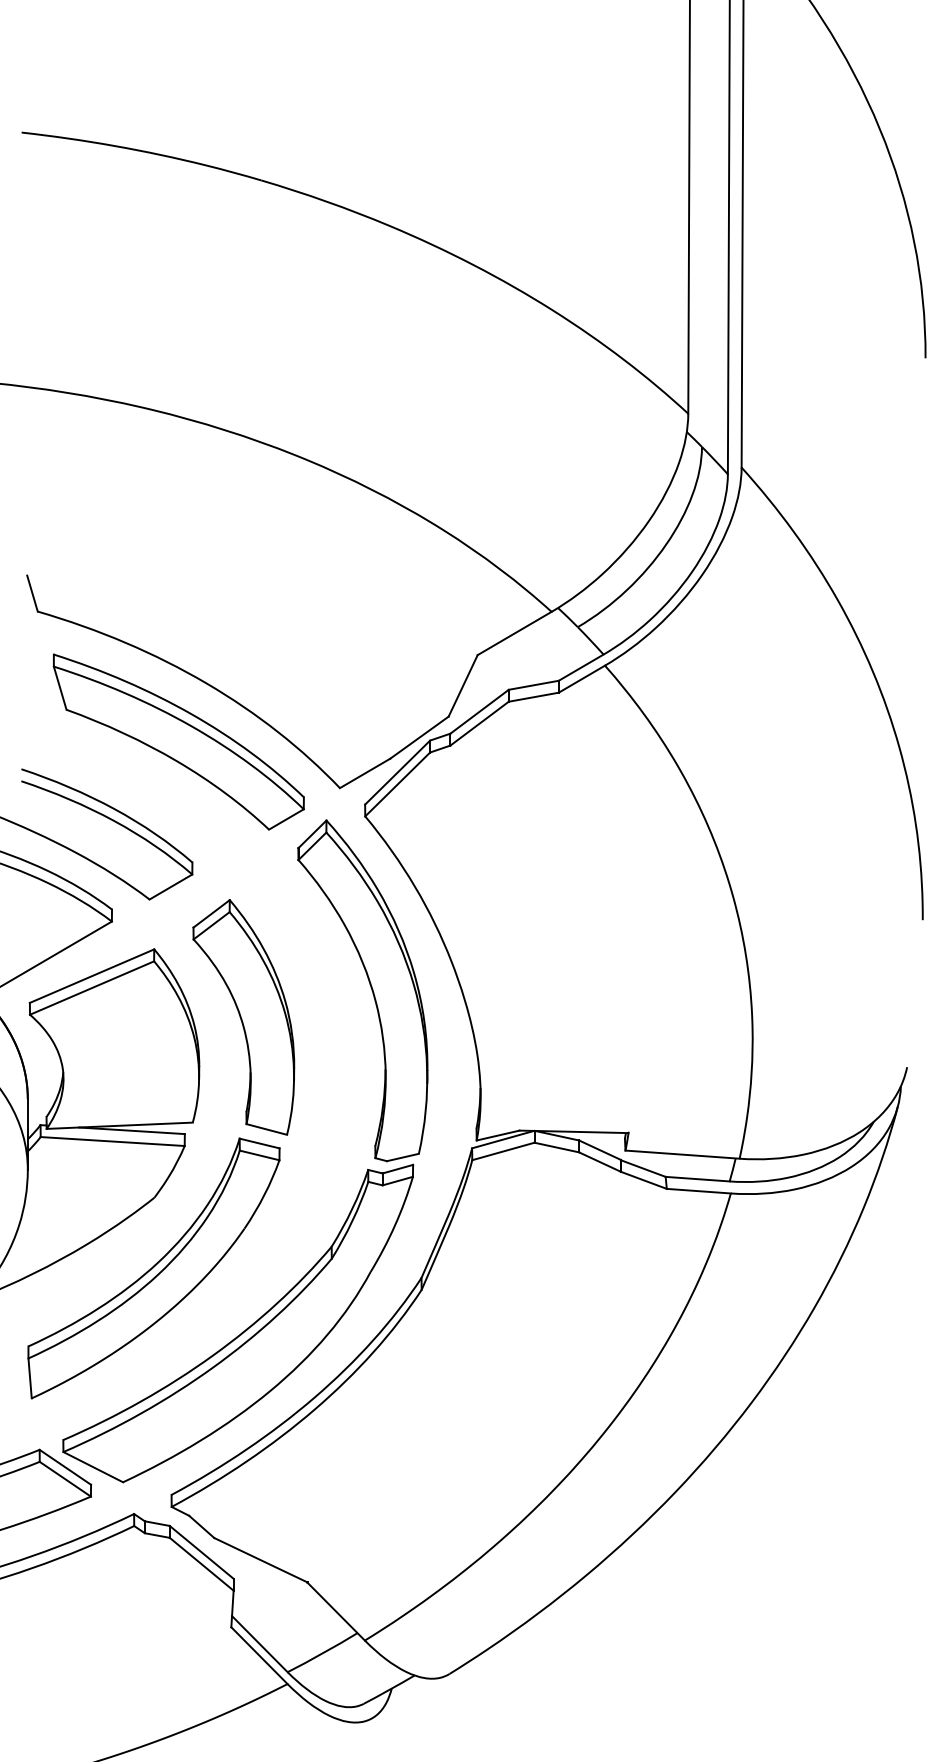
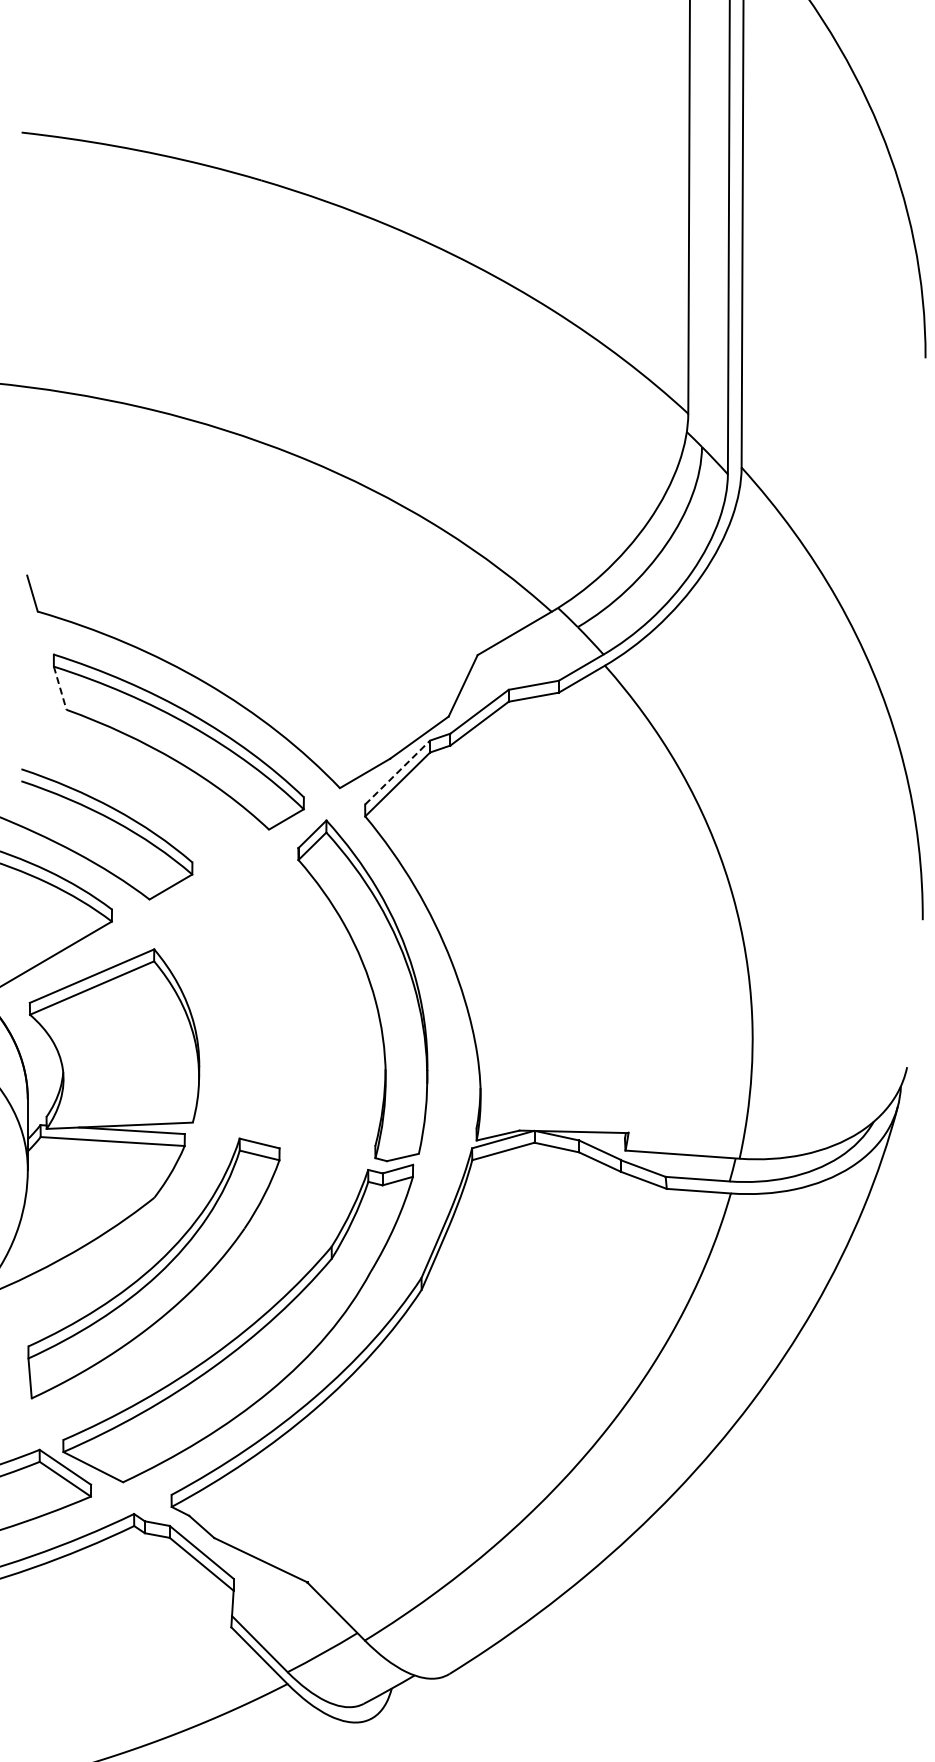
line: solid -> dashed (60, 688)
line: solid -> dashed (397, 772)
part: present -> none (243, 1017)
